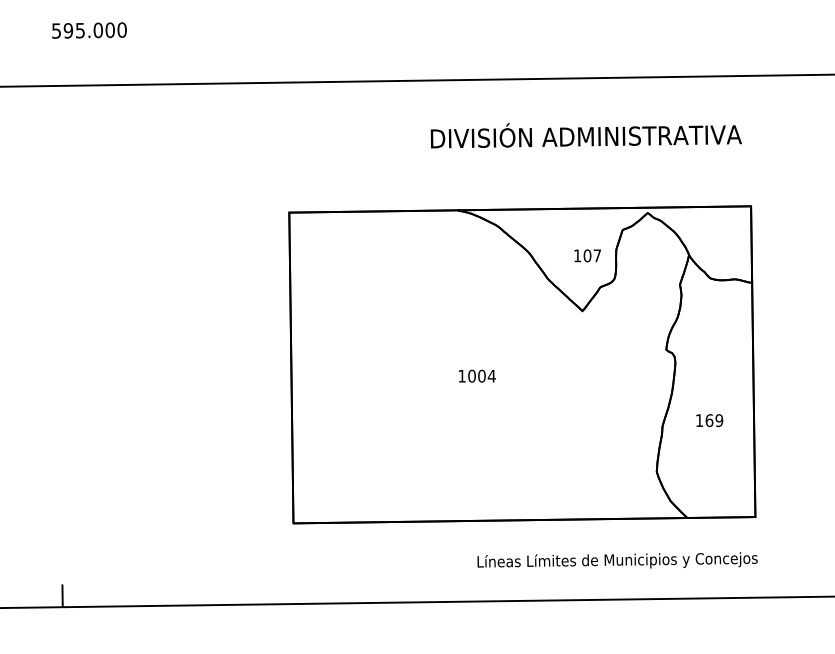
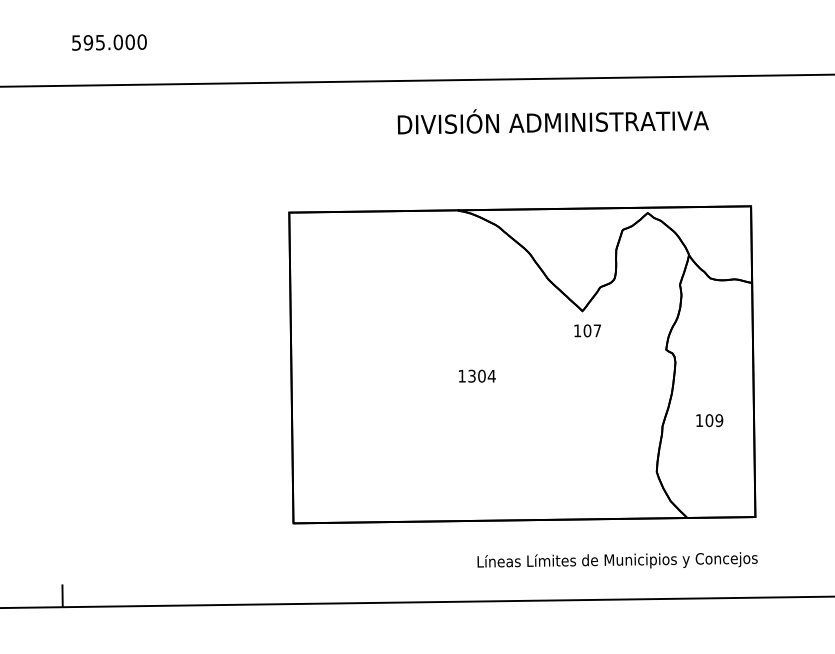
text position: (89, 30) -> (109, 42) (109, 42)
text position: (585, 135) -> (552, 121) (552, 121)
text position: (587, 255) -> (587, 330) (587, 330)
text: 1004 -> 1304 (471, 375)
text: 169 -> 109 (709, 420)
